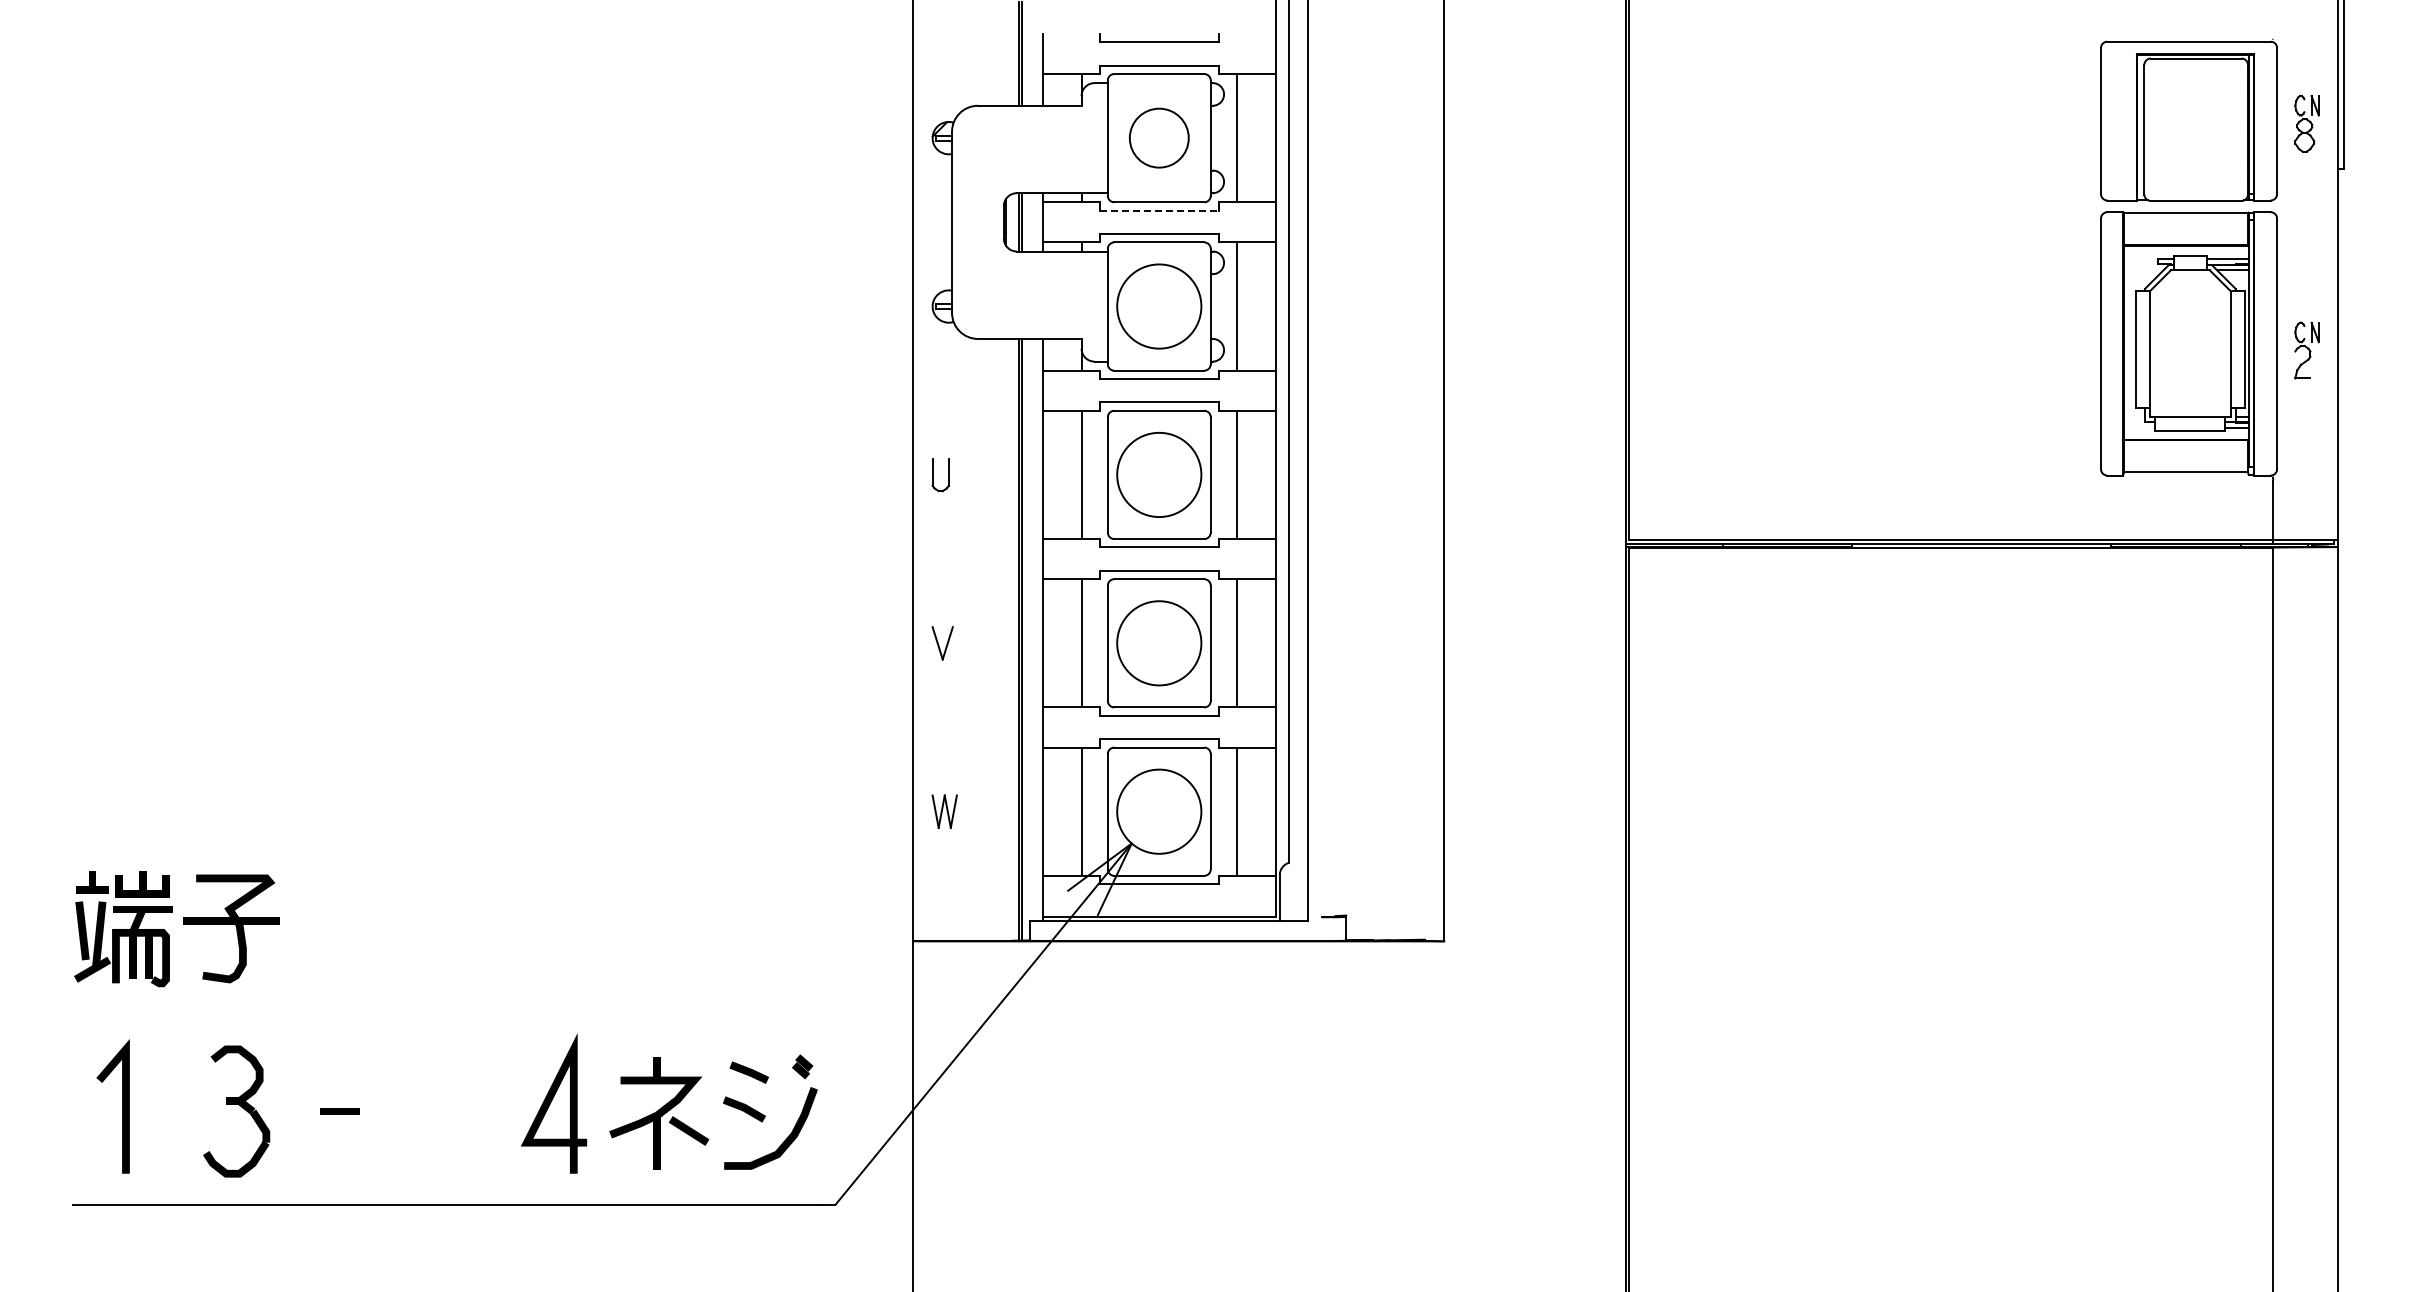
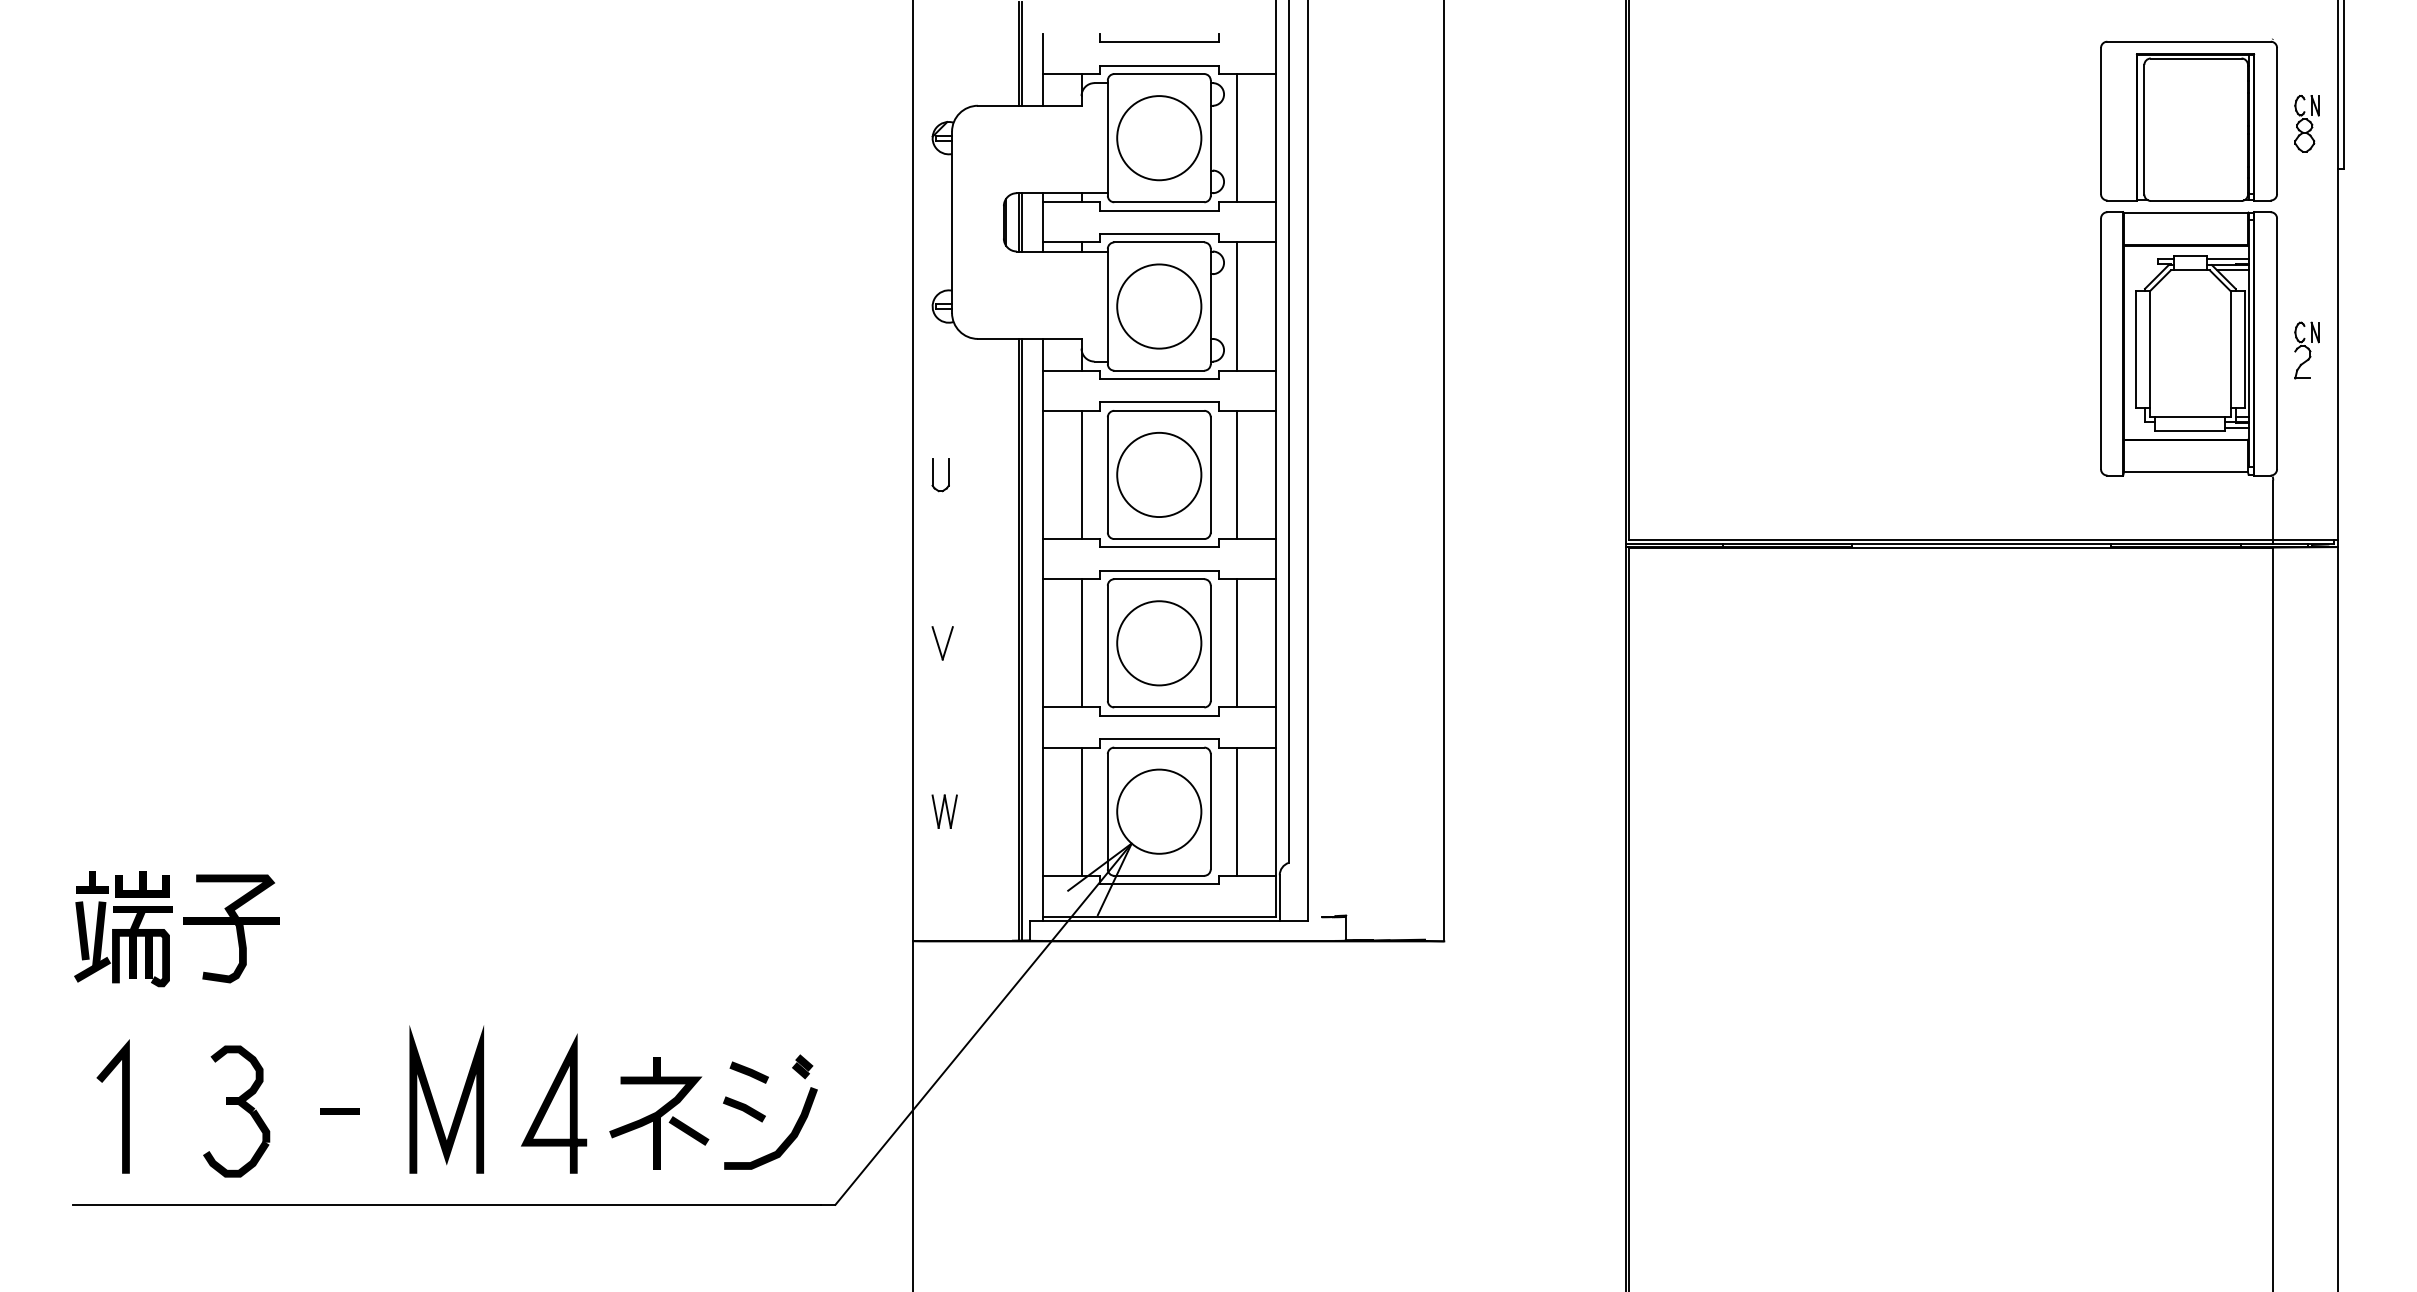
circle diameter: 59 px -> 84 px (1159, 138)
line: dashed -> solid (1159, 210)
line: none -> present (435, 1104)
